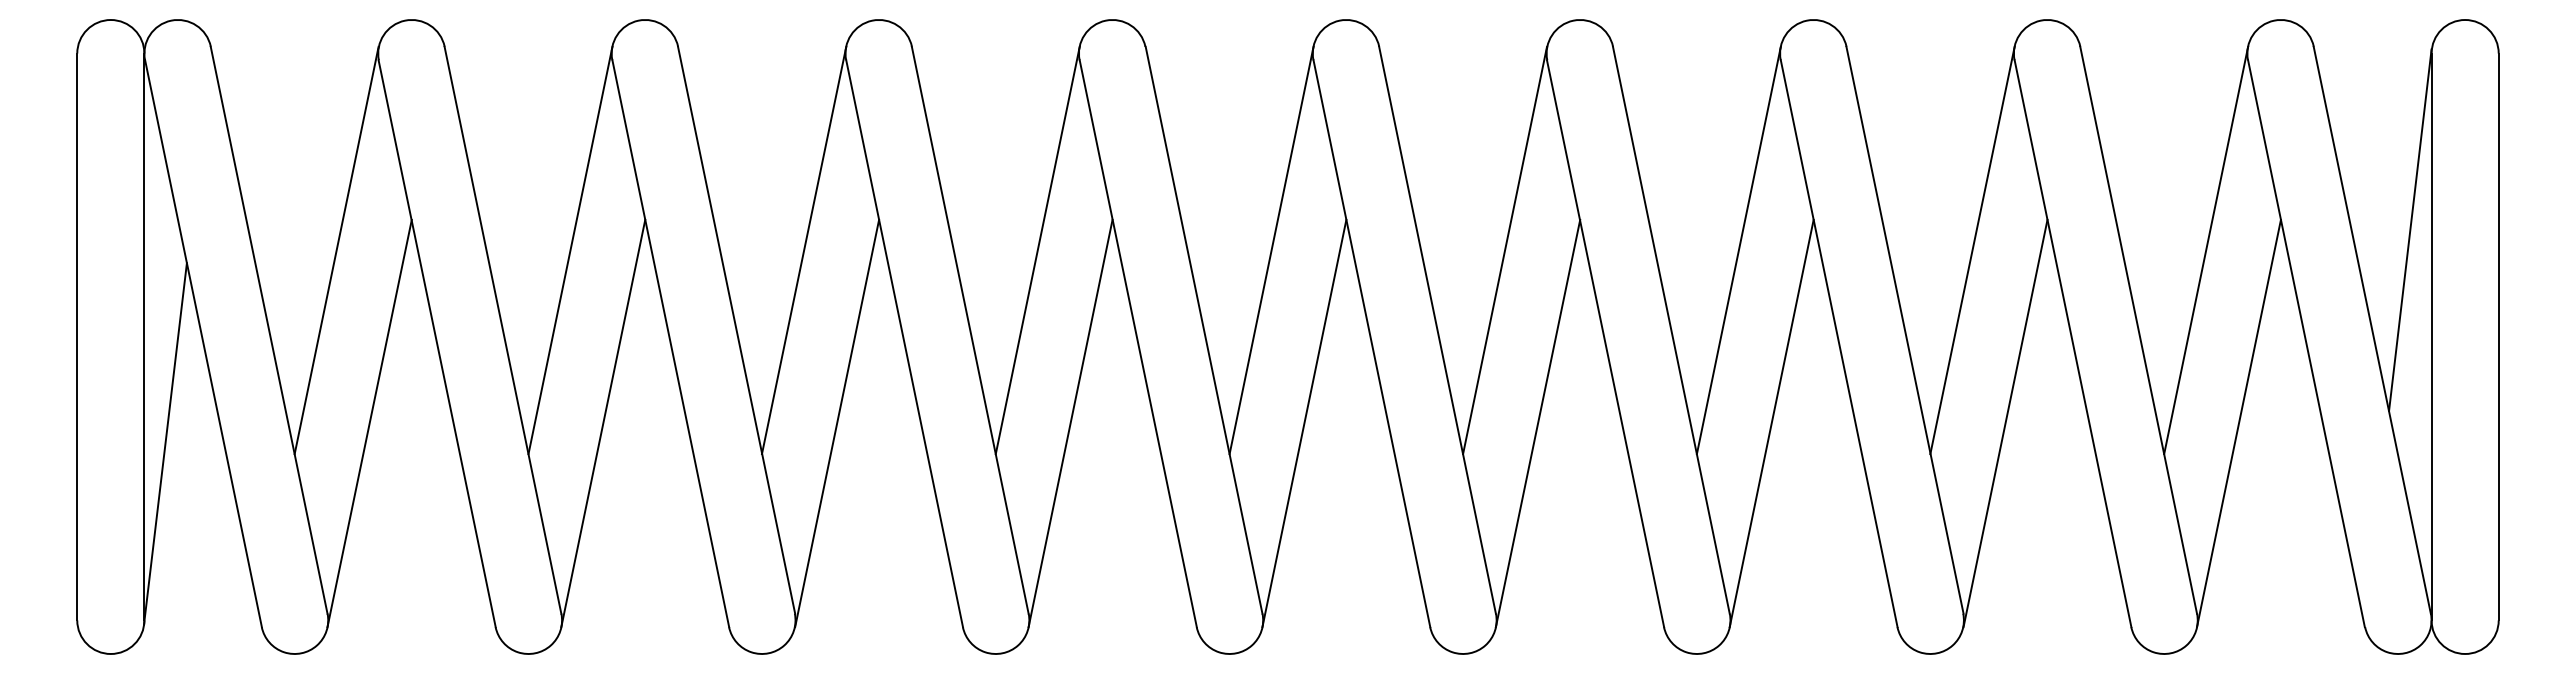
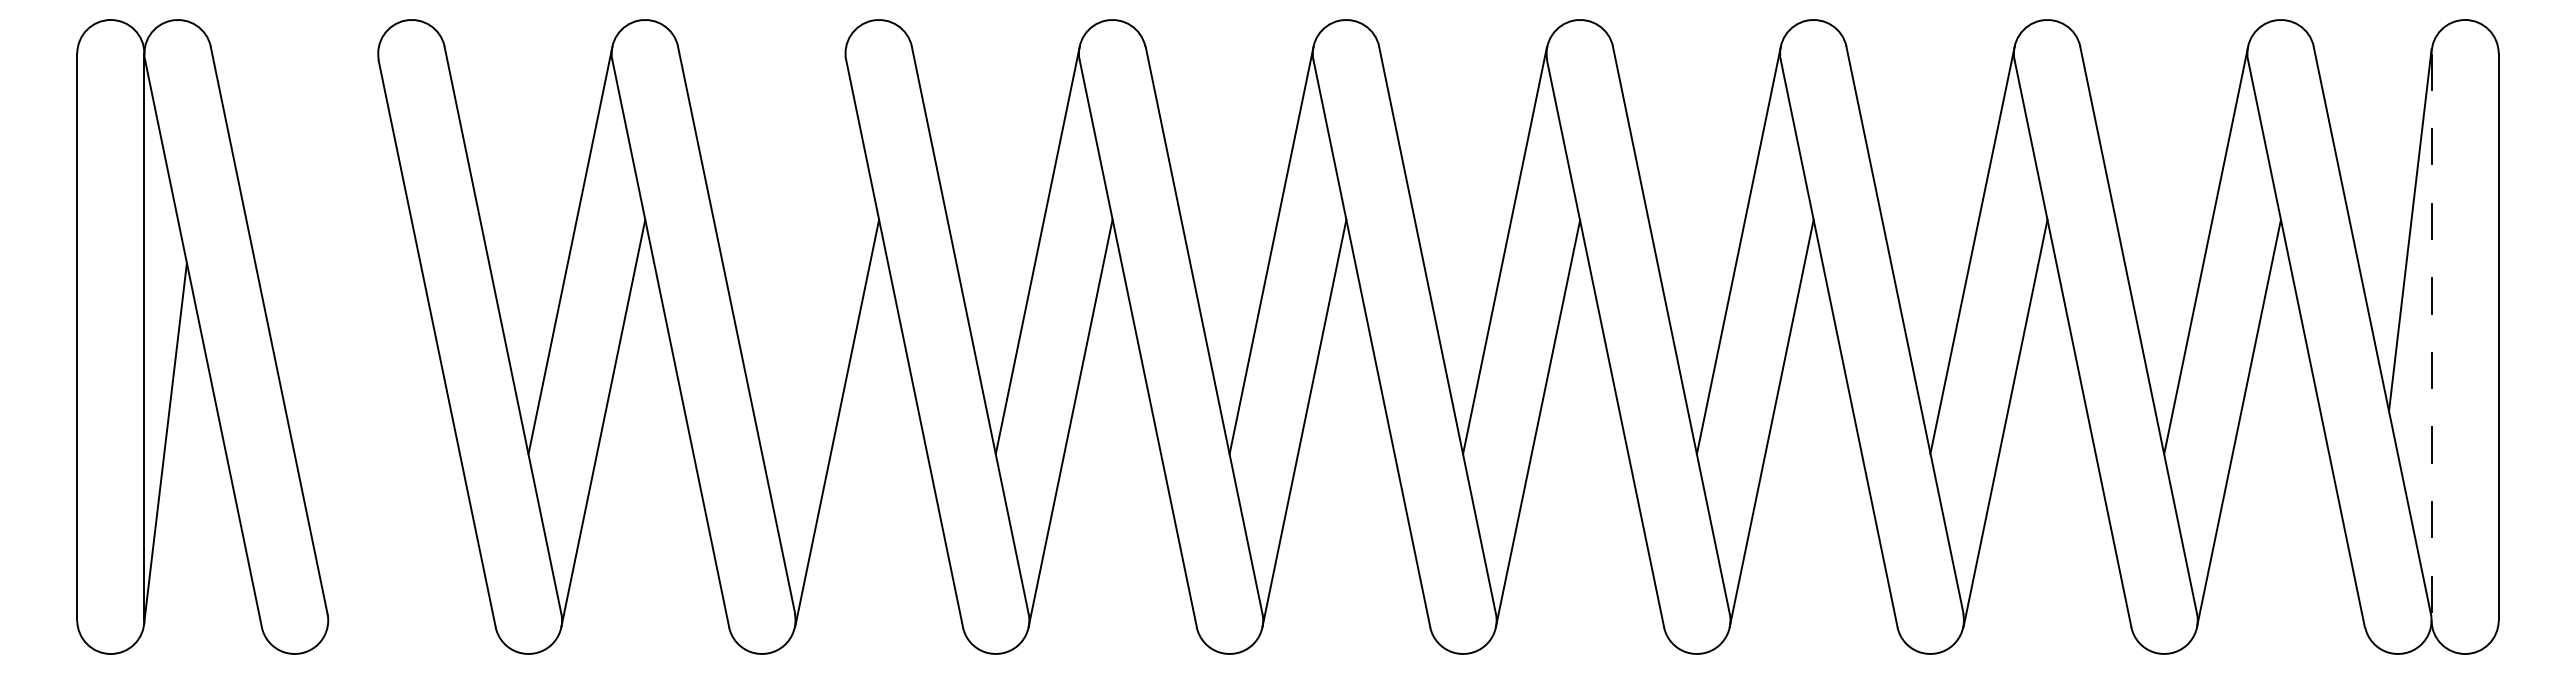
line: present -> none (336, 250)
line: present -> none (803, 250)
line: solid -> dashed (2431, 337)
line: present -> none (369, 423)
